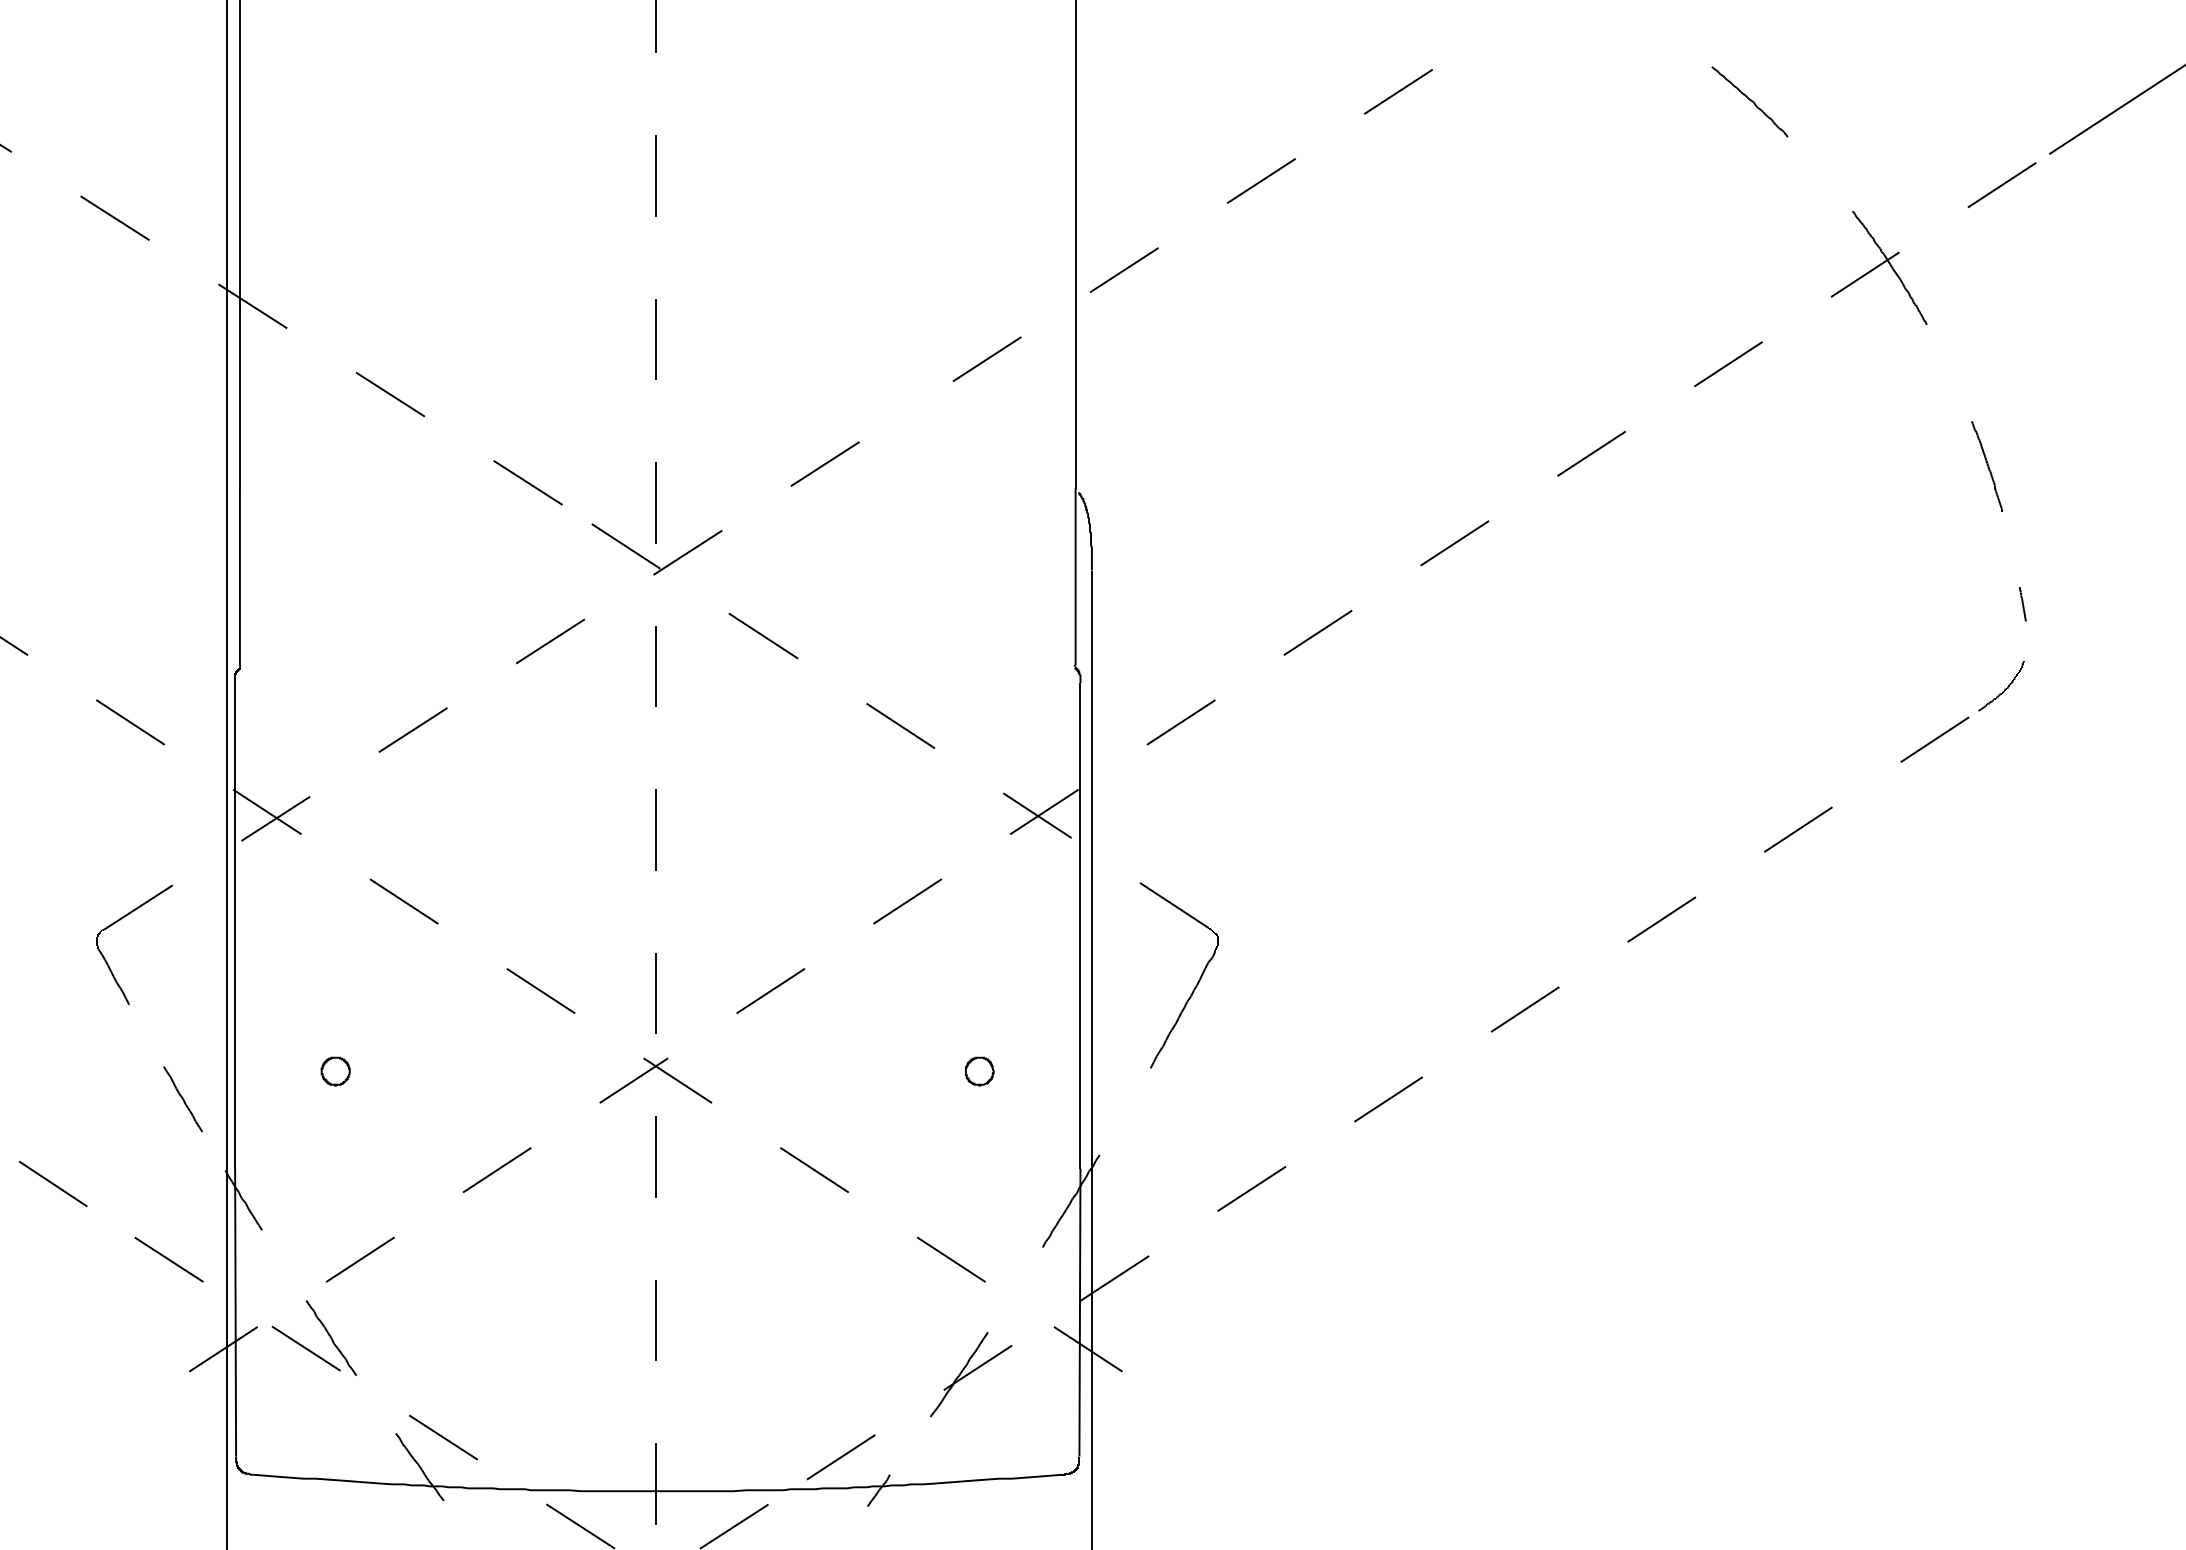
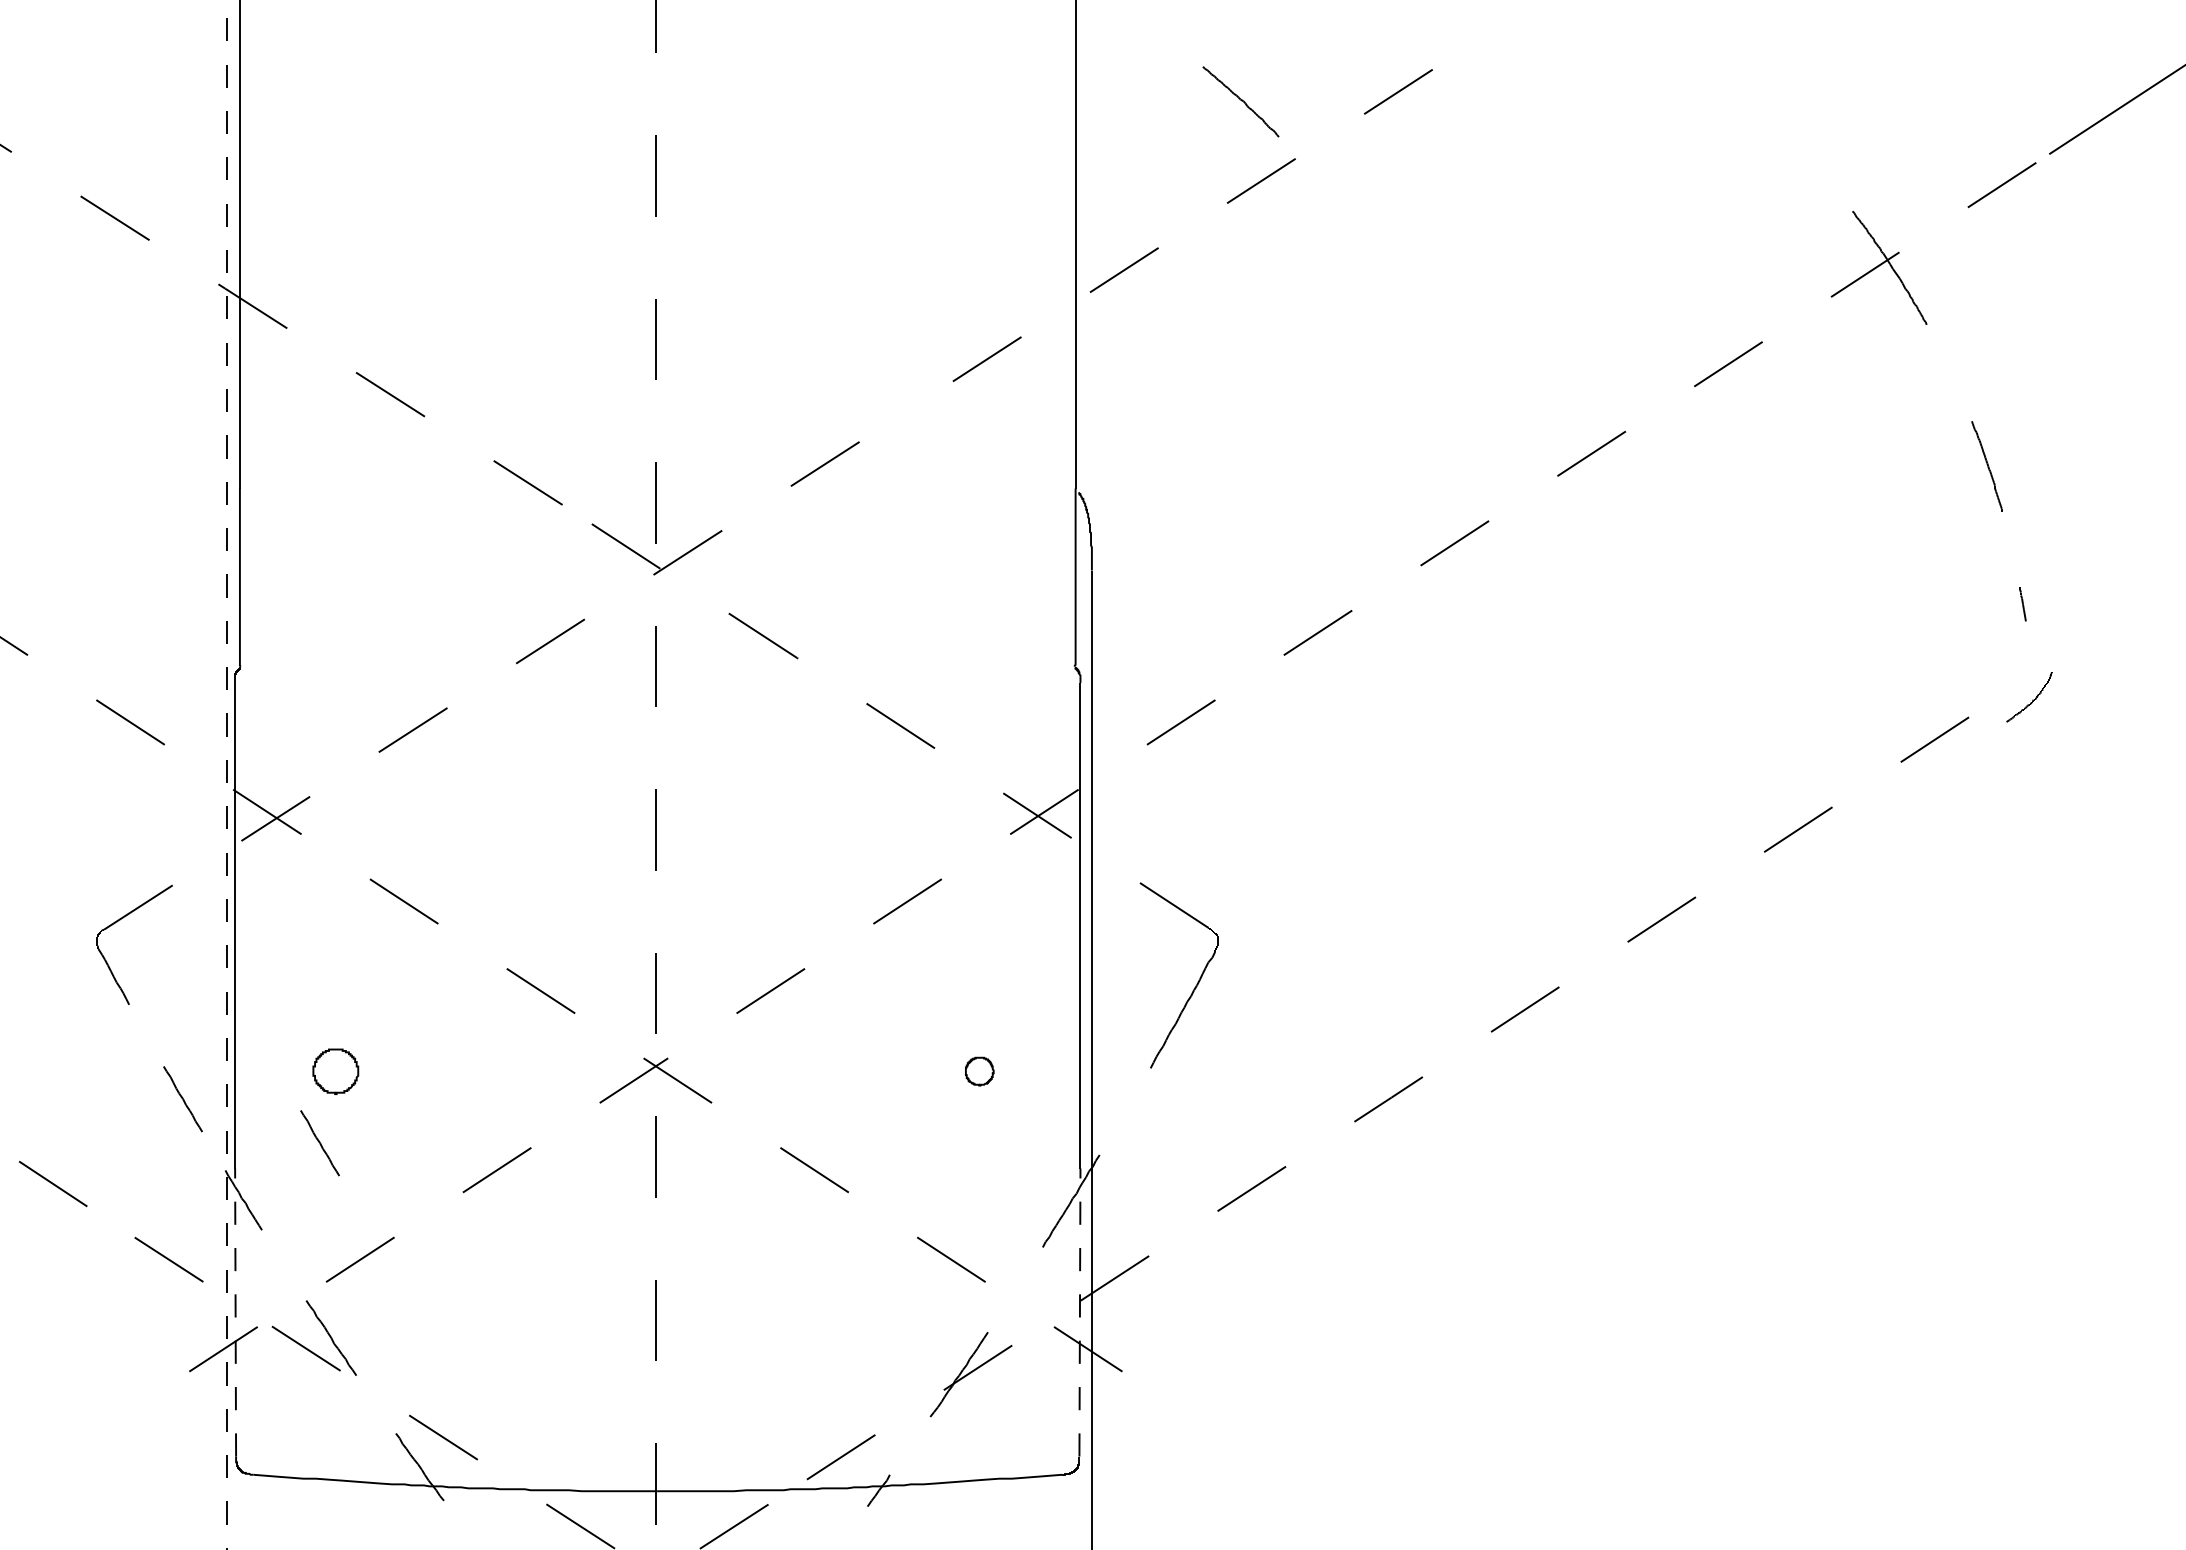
part position: (1749, 101) -> (1240, 101) (1240, 101)
curve position: (2004, 688) -> (2032, 699) (2032, 699)
line: solid -> dashed (227, 775)
part size: 31x31 px -> 48x47 px (335, 1071)
line: none -> present (319, 1143)
line: solid -> dashed (235, 1312)
line: solid -> dashed (1079, 1312)
